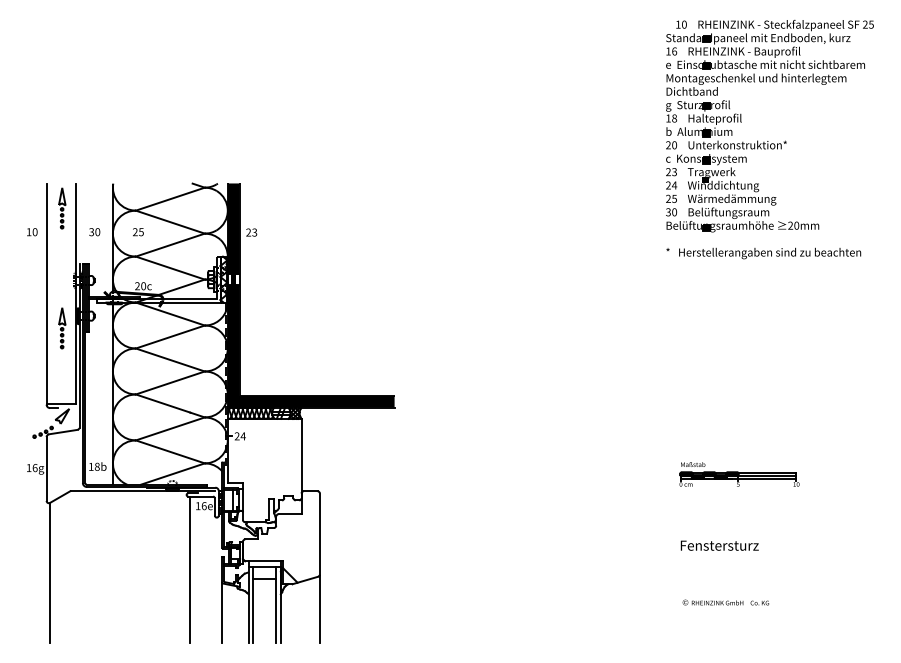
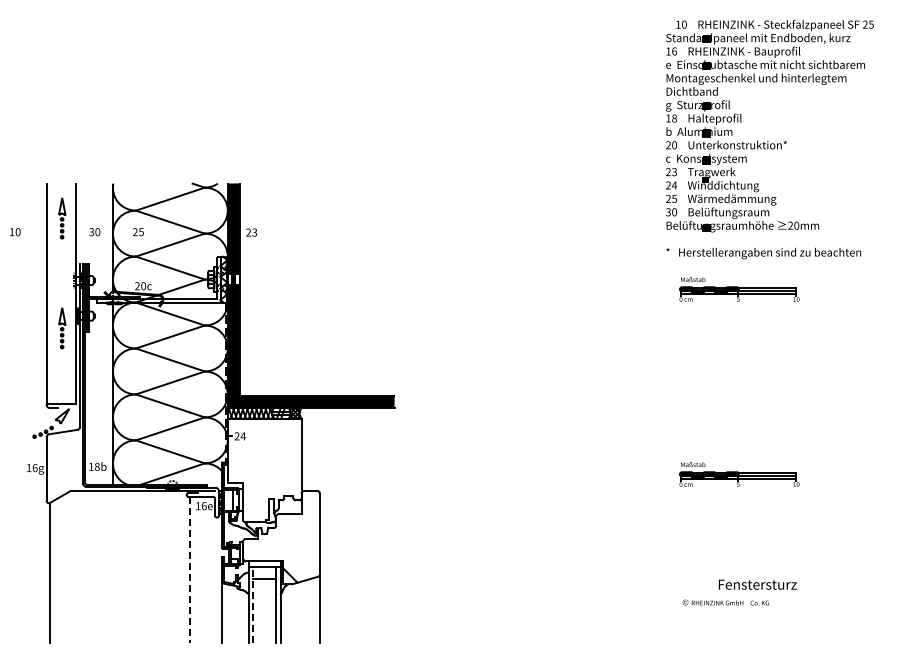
part position: (62, 208) -> (62, 218) (62, 218)
text position: (32, 232) -> (15, 232) (15, 232)
part: none -> present (739, 289)
text position: (719, 545) -> (757, 584) (757, 584)
line: solid -> dashed (190, 569)
line: solid -> dashed (253, 604)
